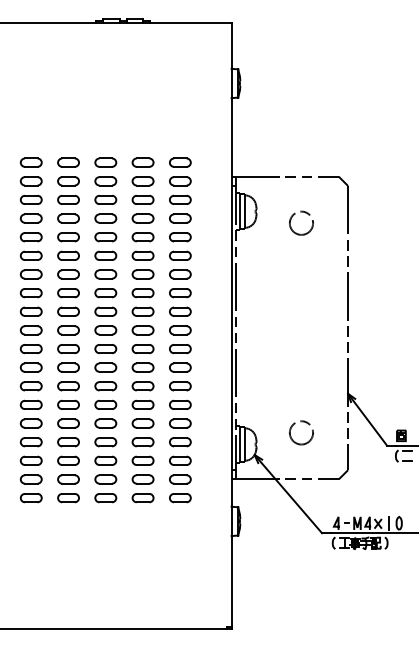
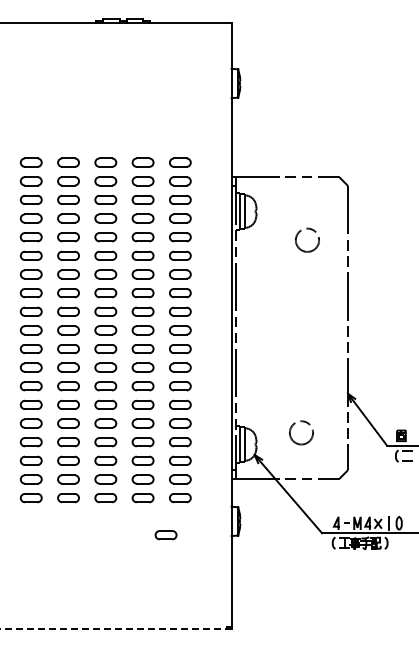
circle position: (301, 222) -> (307, 239) (307, 239)
part: none -> present (165, 535)
line: solid -> dashed (116, 628)
